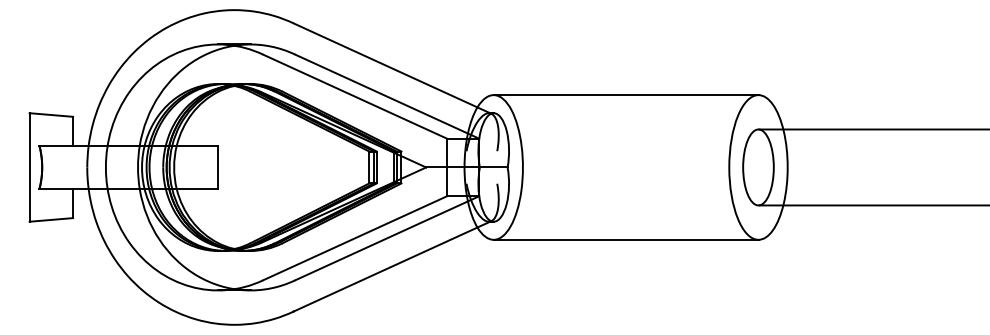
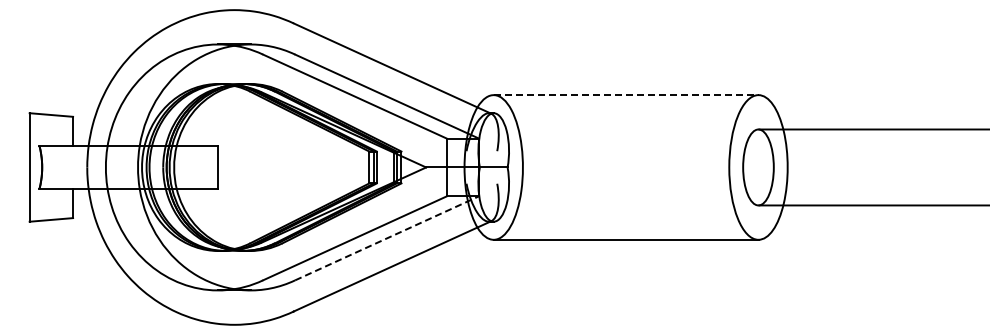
line: solid -> dashed (626, 95)
line: solid -> dashed (387, 238)
